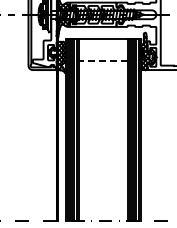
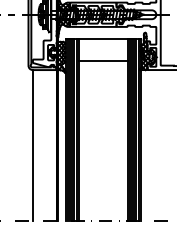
line: dashed -> solid (102, 61)
line: none -> present (32, 145)
